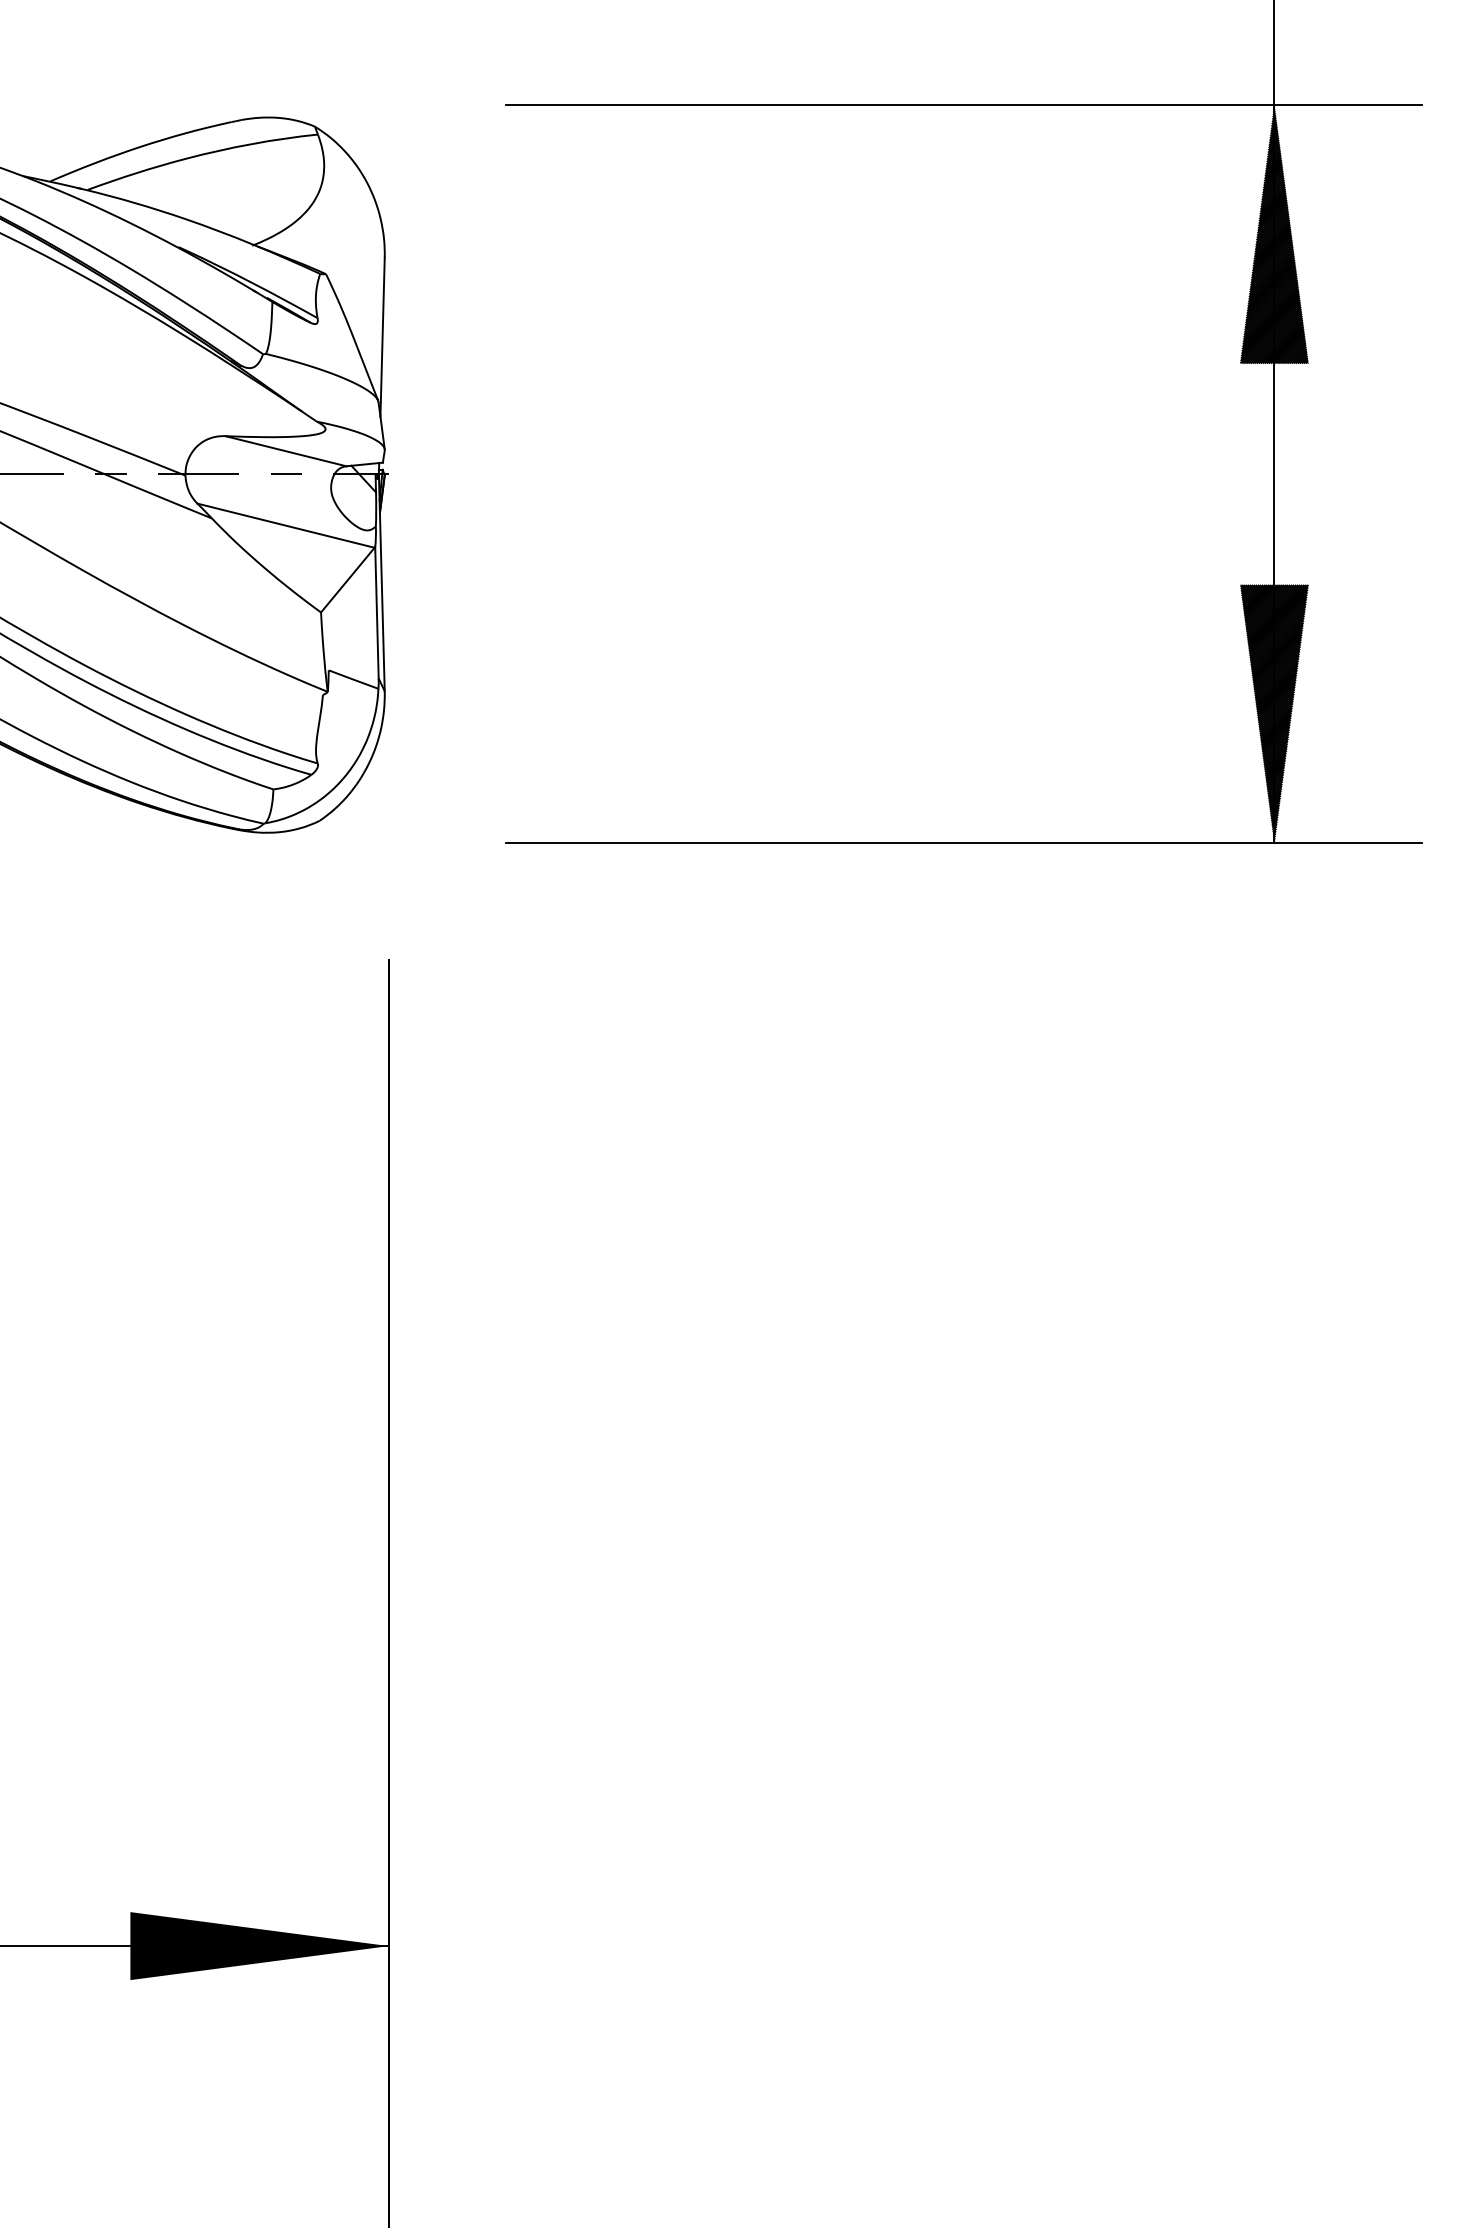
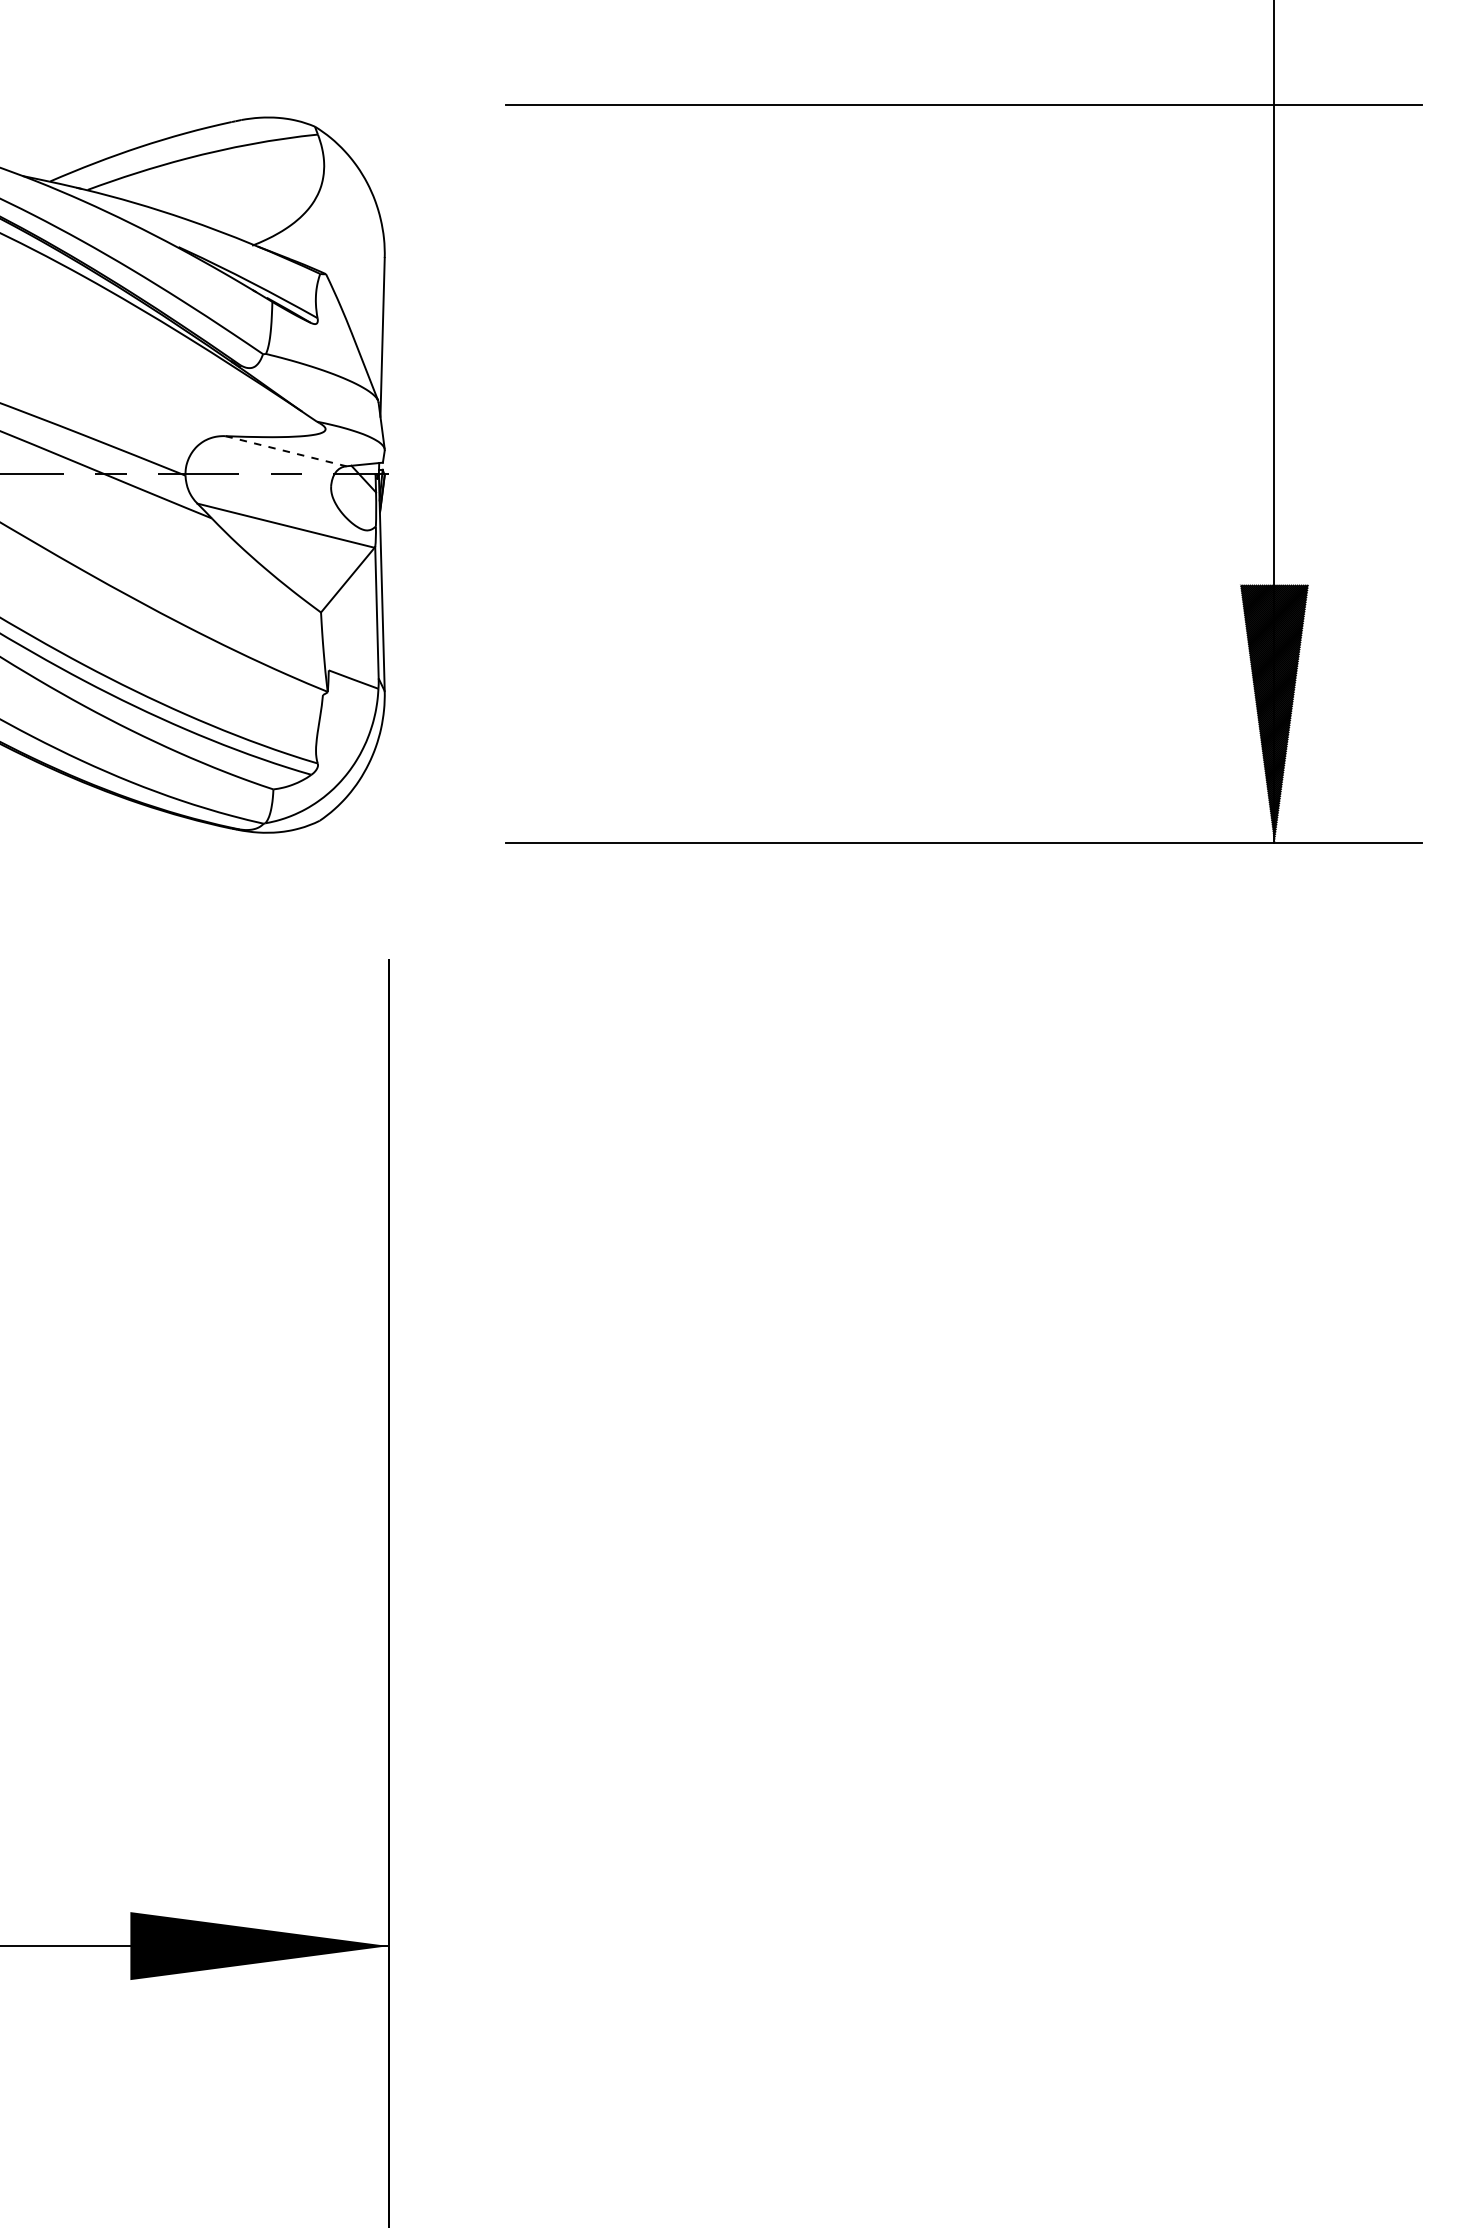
hatch: present -> none (1274, 234)
line: solid -> dashed (286, 451)
